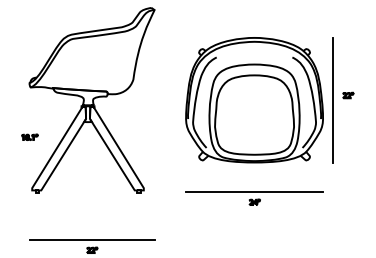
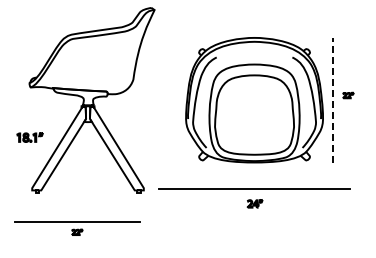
line: solid -> dashed (333, 99)
part size: 18x8 px -> 28x11 px (29, 137)
part size: 139x15 px -> 193x21 px (254, 198)
part position: (92, 246) -> (77, 228) (77, 228)
